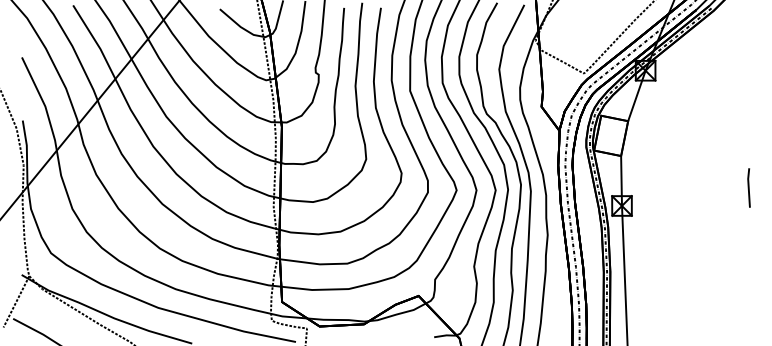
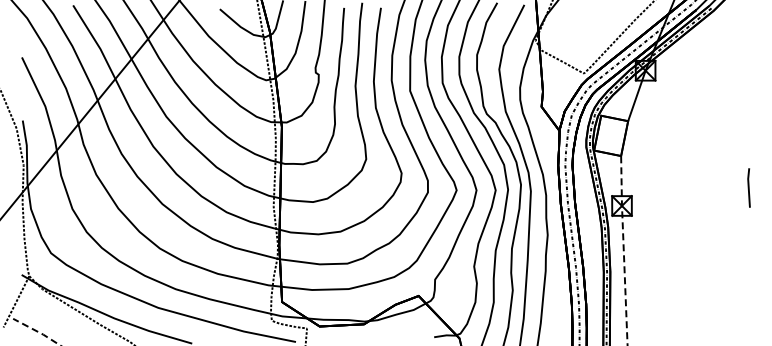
line: solid -> dashed (623, 249)
line: solid -> dashed (37, 331)
